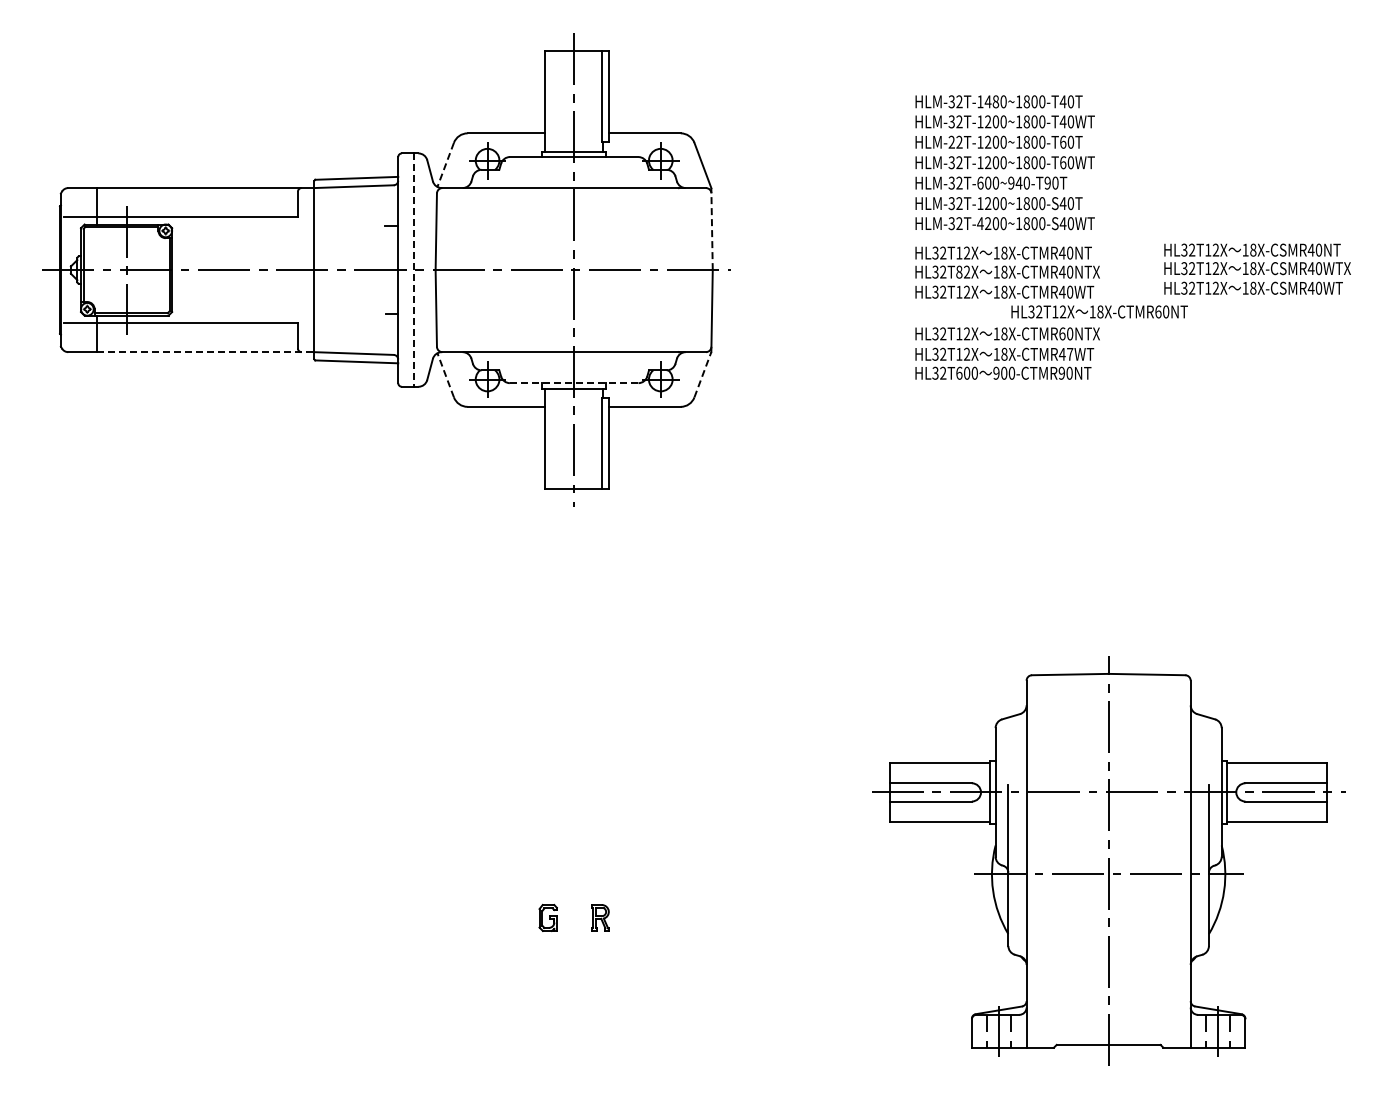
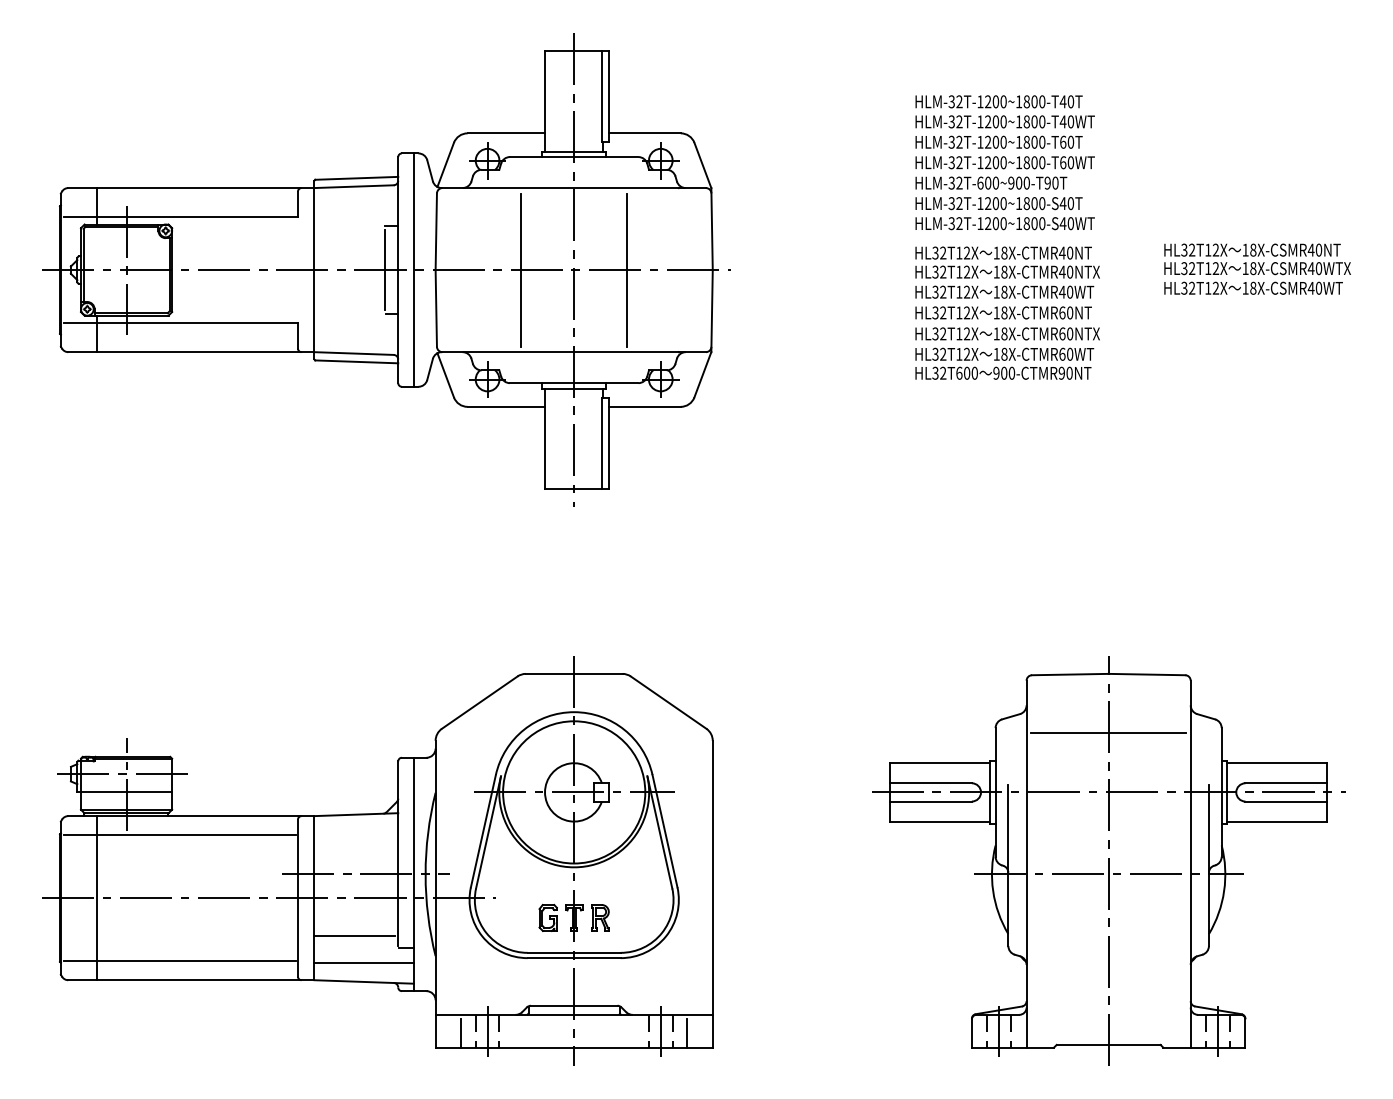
text: HLM-32T-1480~1800-T40T -> HLM-32T-1200~1800-T40T (991, 101)
text: HLM-22T-1200~1800-T60T -> HLM-32T-1200~1800-T60T (951, 142)
line: dashed -> solid (445, 164)
text: HLM-32T-600~940-T90T -> HLM-32T-600~900-T90T (1018, 182)
text: HLM-32T-4200~1800-S40WT -> HLM-32T-1200~1800-S40WT (980, 223)
line: dashed -> solid (712, 228)
line: none -> present (521, 269)
line: none -> present (627, 269)
line: none -> present (385, 270)
line: dashed -> solid (413, 270)
text: HL32T82X -> HL32T12X (959, 271)
text position: (1099, 311) -> (1003, 312) (1003, 312)
line: dashed -> solid (206, 352)
text: 18X-CTMR47WT -> 18X-CTMR60WT (1065, 353)
line: dashed -> solid (703, 374)
line: dashed -> solid (445, 375)
line: dashed -> solid (573, 383)
line: none -> present (1108, 733)
part: none -> present (377, 860)
